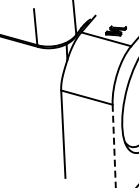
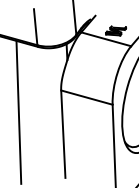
line: none -> present (18, 111)
line: dashed -> solid (114, 146)
